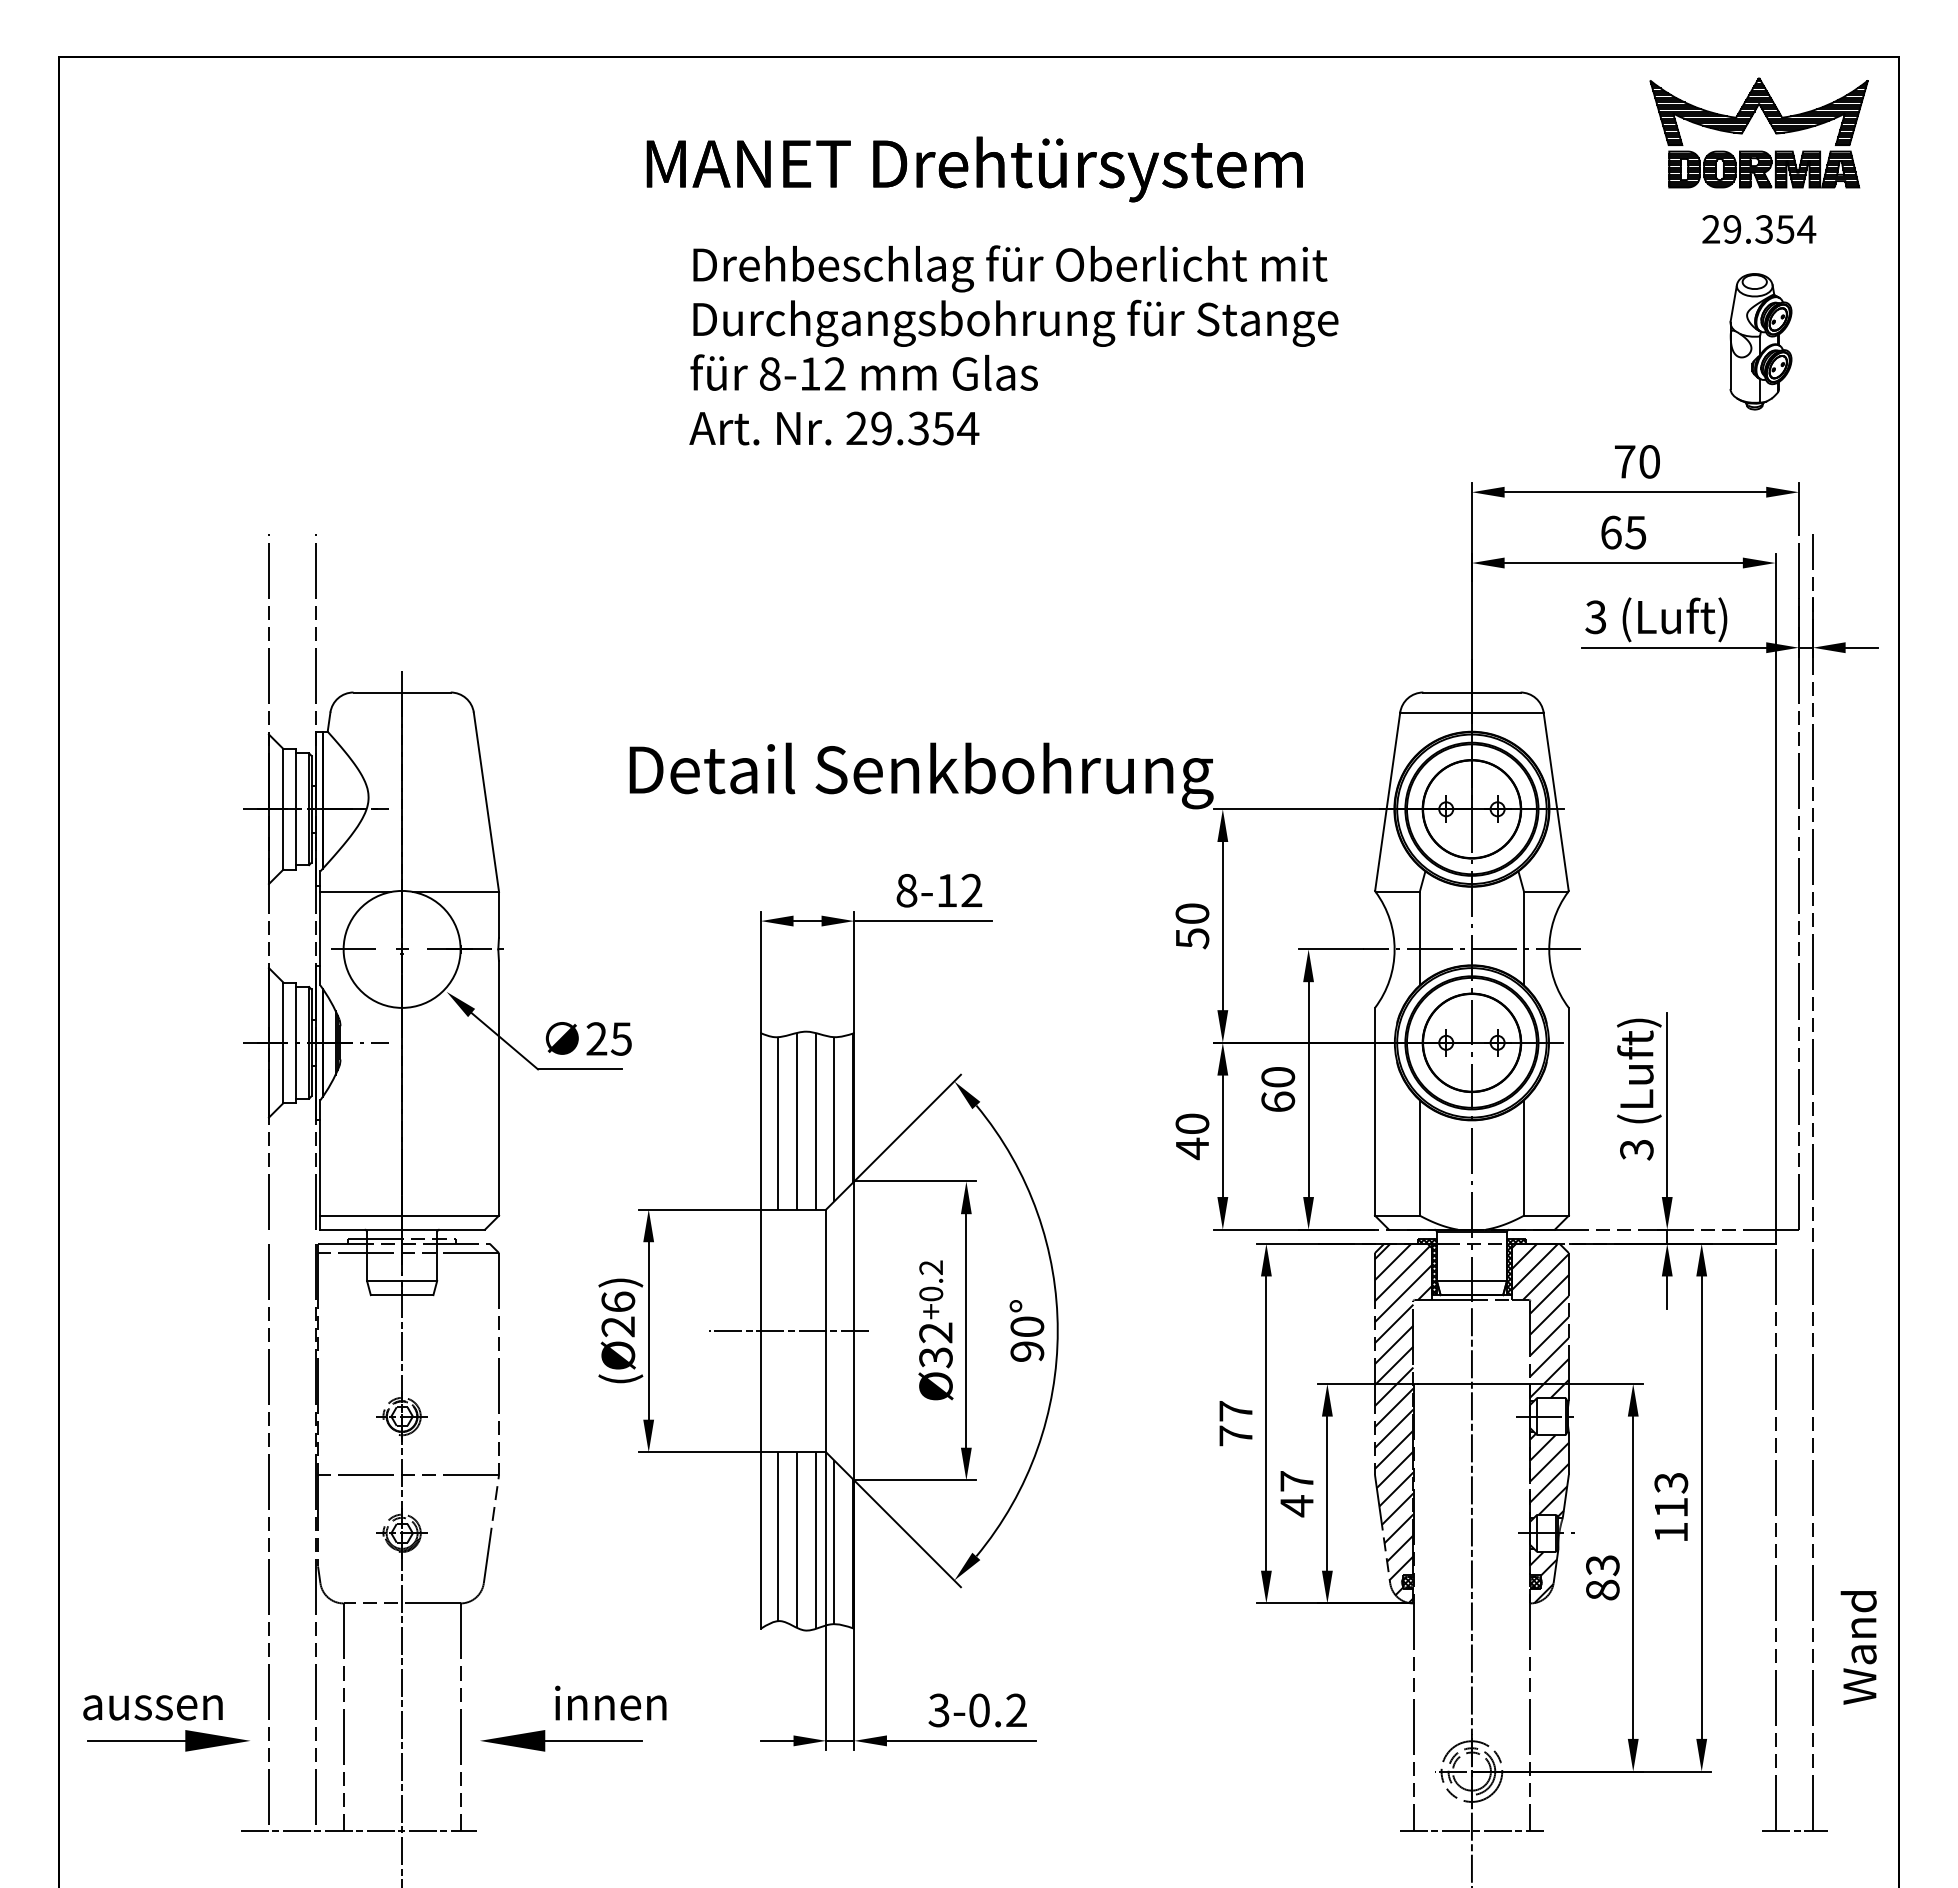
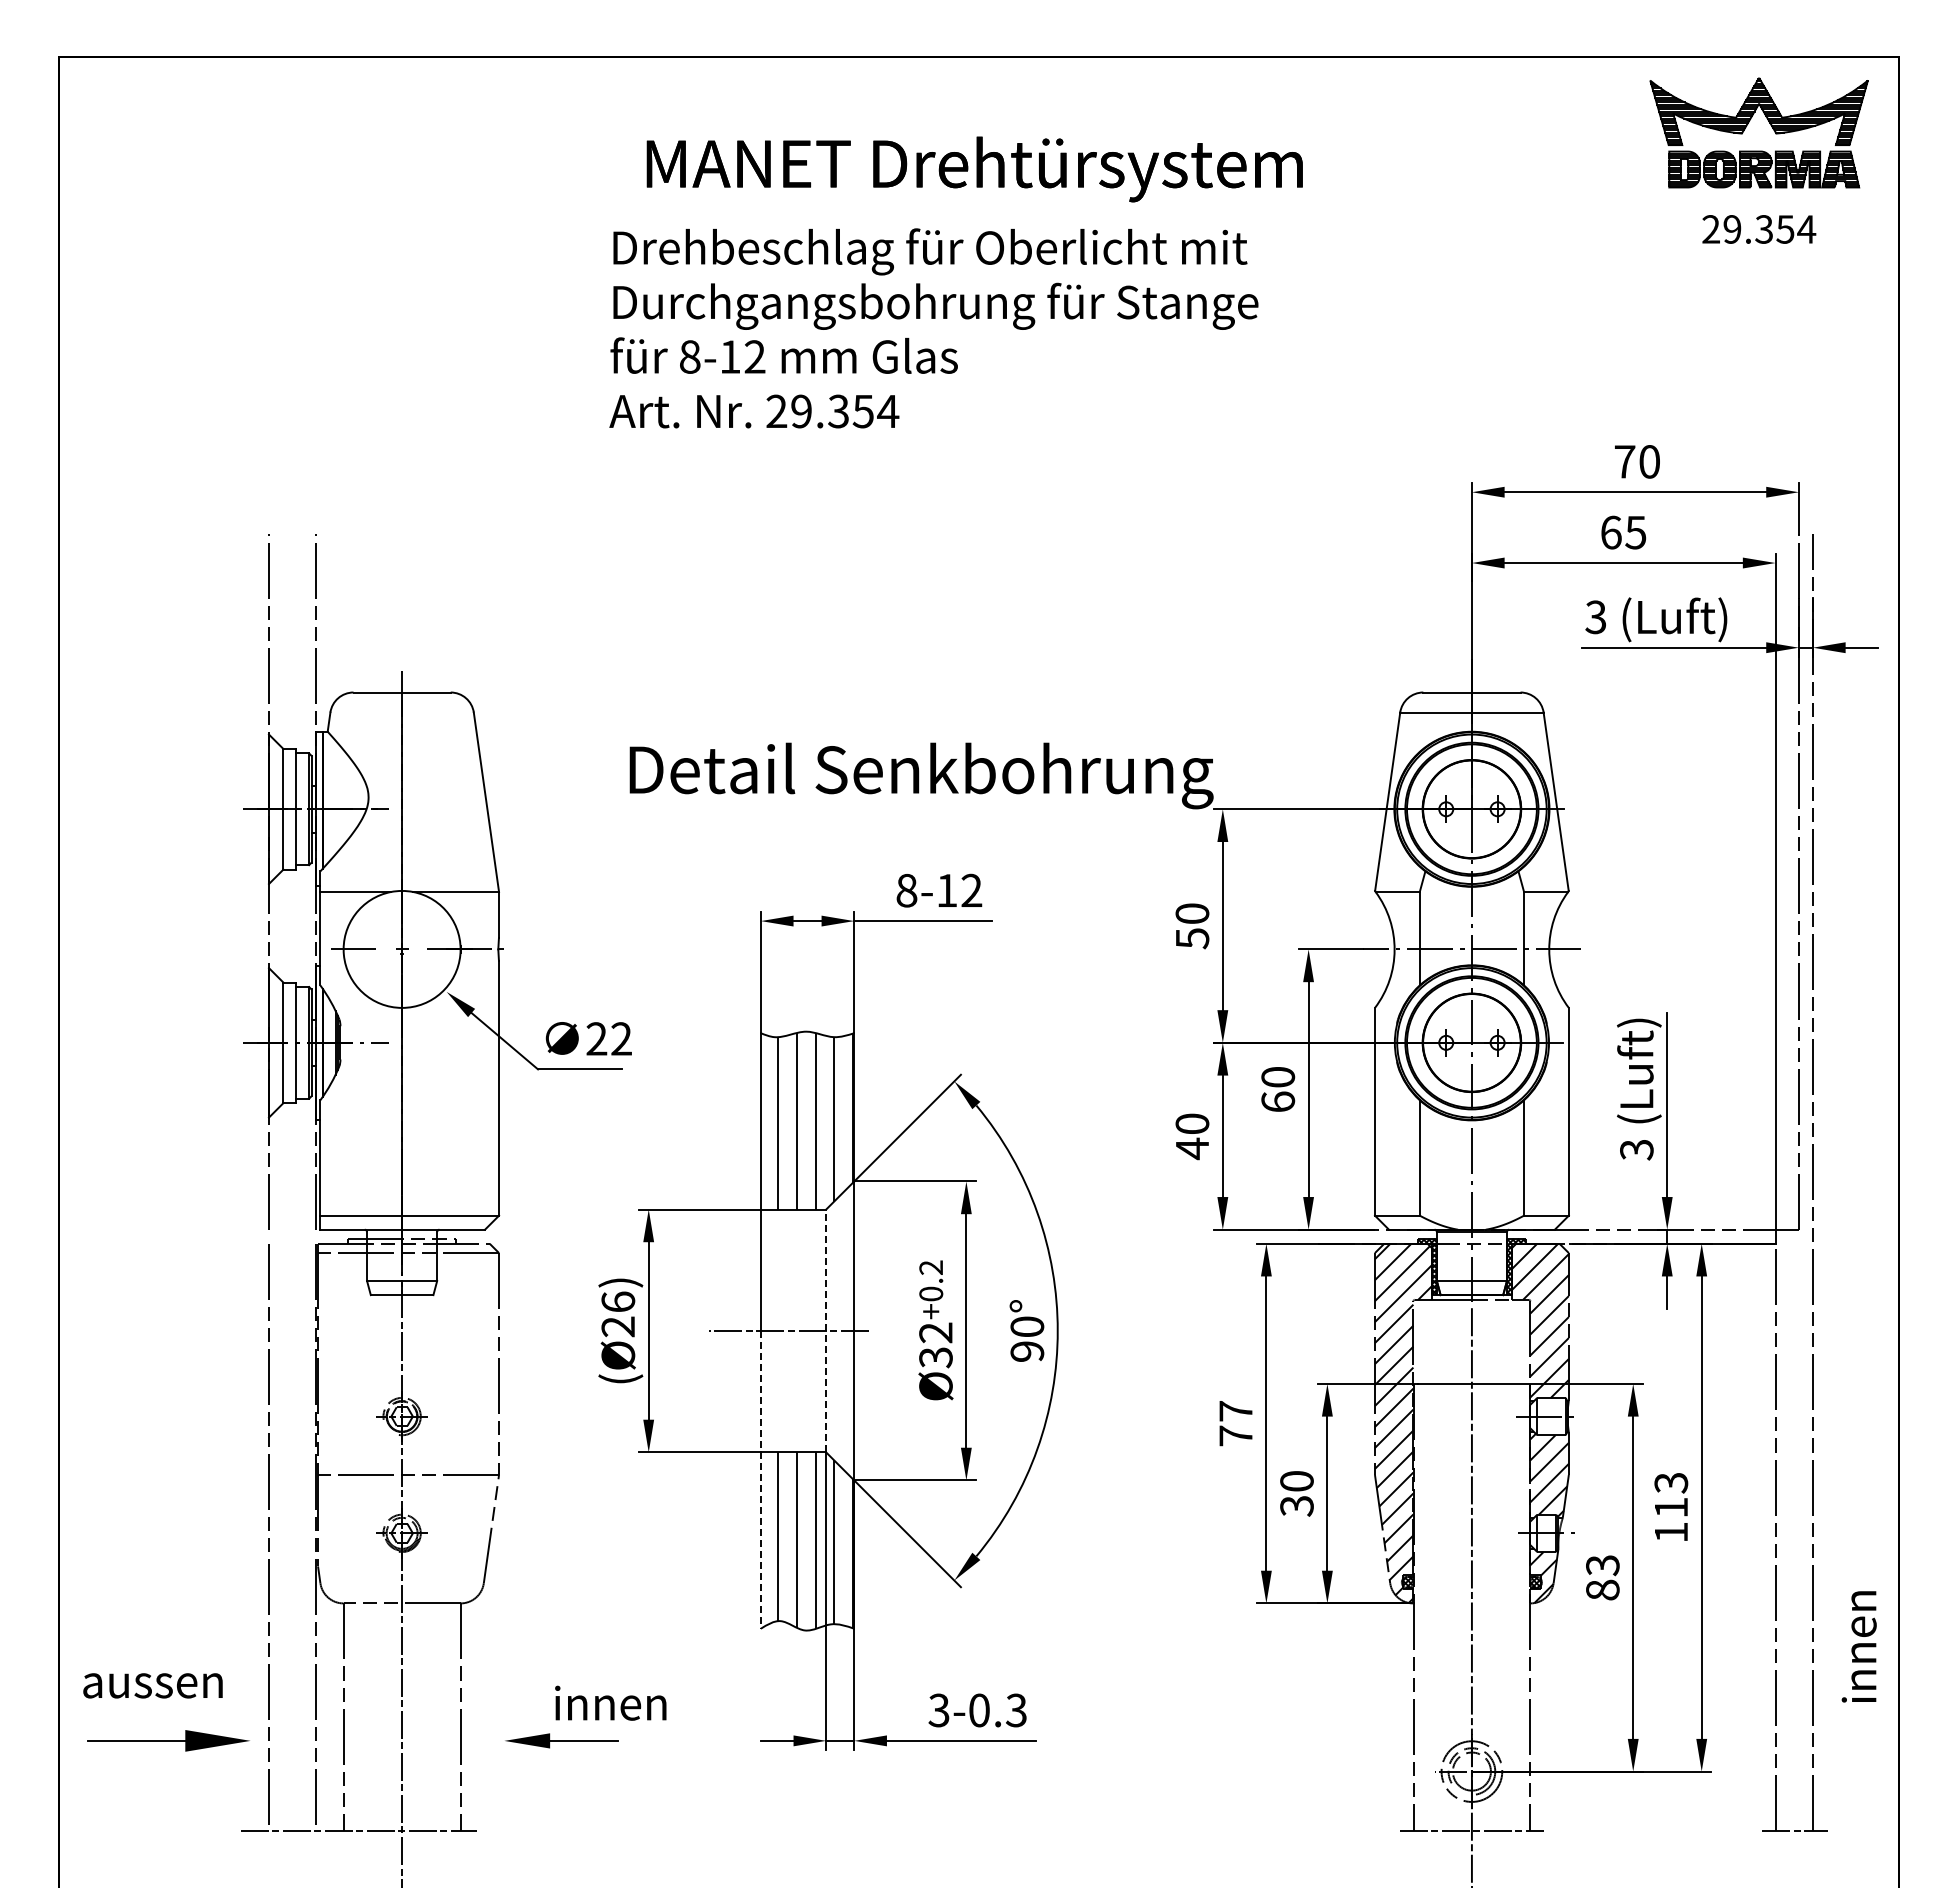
part: present -> none (1760, 341)
text position: (1013, 345) -> (933, 328) (933, 328)
text: 25 -> 22 (620, 1038)
line: solid -> dashed (826, 1330)
line: solid -> dashed (760, 1479)
text: 47 -> 30 (1296, 1494)
text: Wand -> innen (1858, 1647)
text position: (152, 1707) -> (152, 1685) (152, 1685)
text: 3-0.2 -> 3-0.3 (1016, 1710)
part size: 163x22 px -> 114x16 px (561, 1740)
